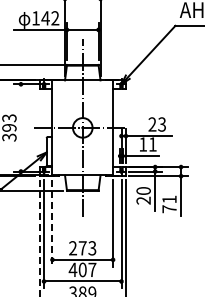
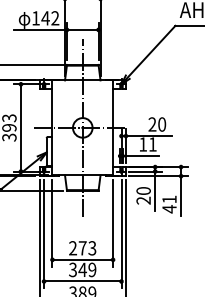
text: 23 -> 20 (162, 124)
line: none -> present (20, 127)
text: 71 -> 41 (169, 209)
line: dashed -> solid (52, 223)
line: dashed -> solid (39, 239)
text: 407 -> 349 (82, 269)
